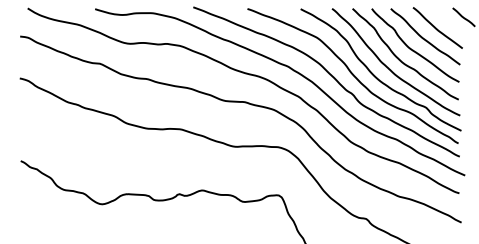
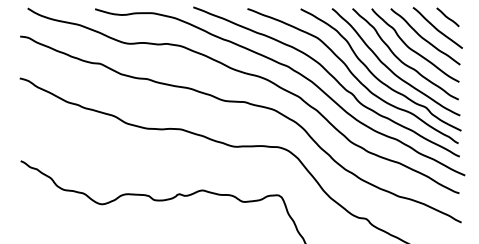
line position: (463, 17) -> (447, 17) (447, 17)
